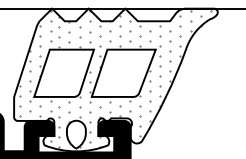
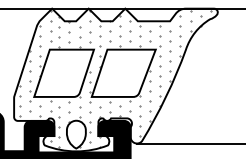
line: none -> present (189, 143)
